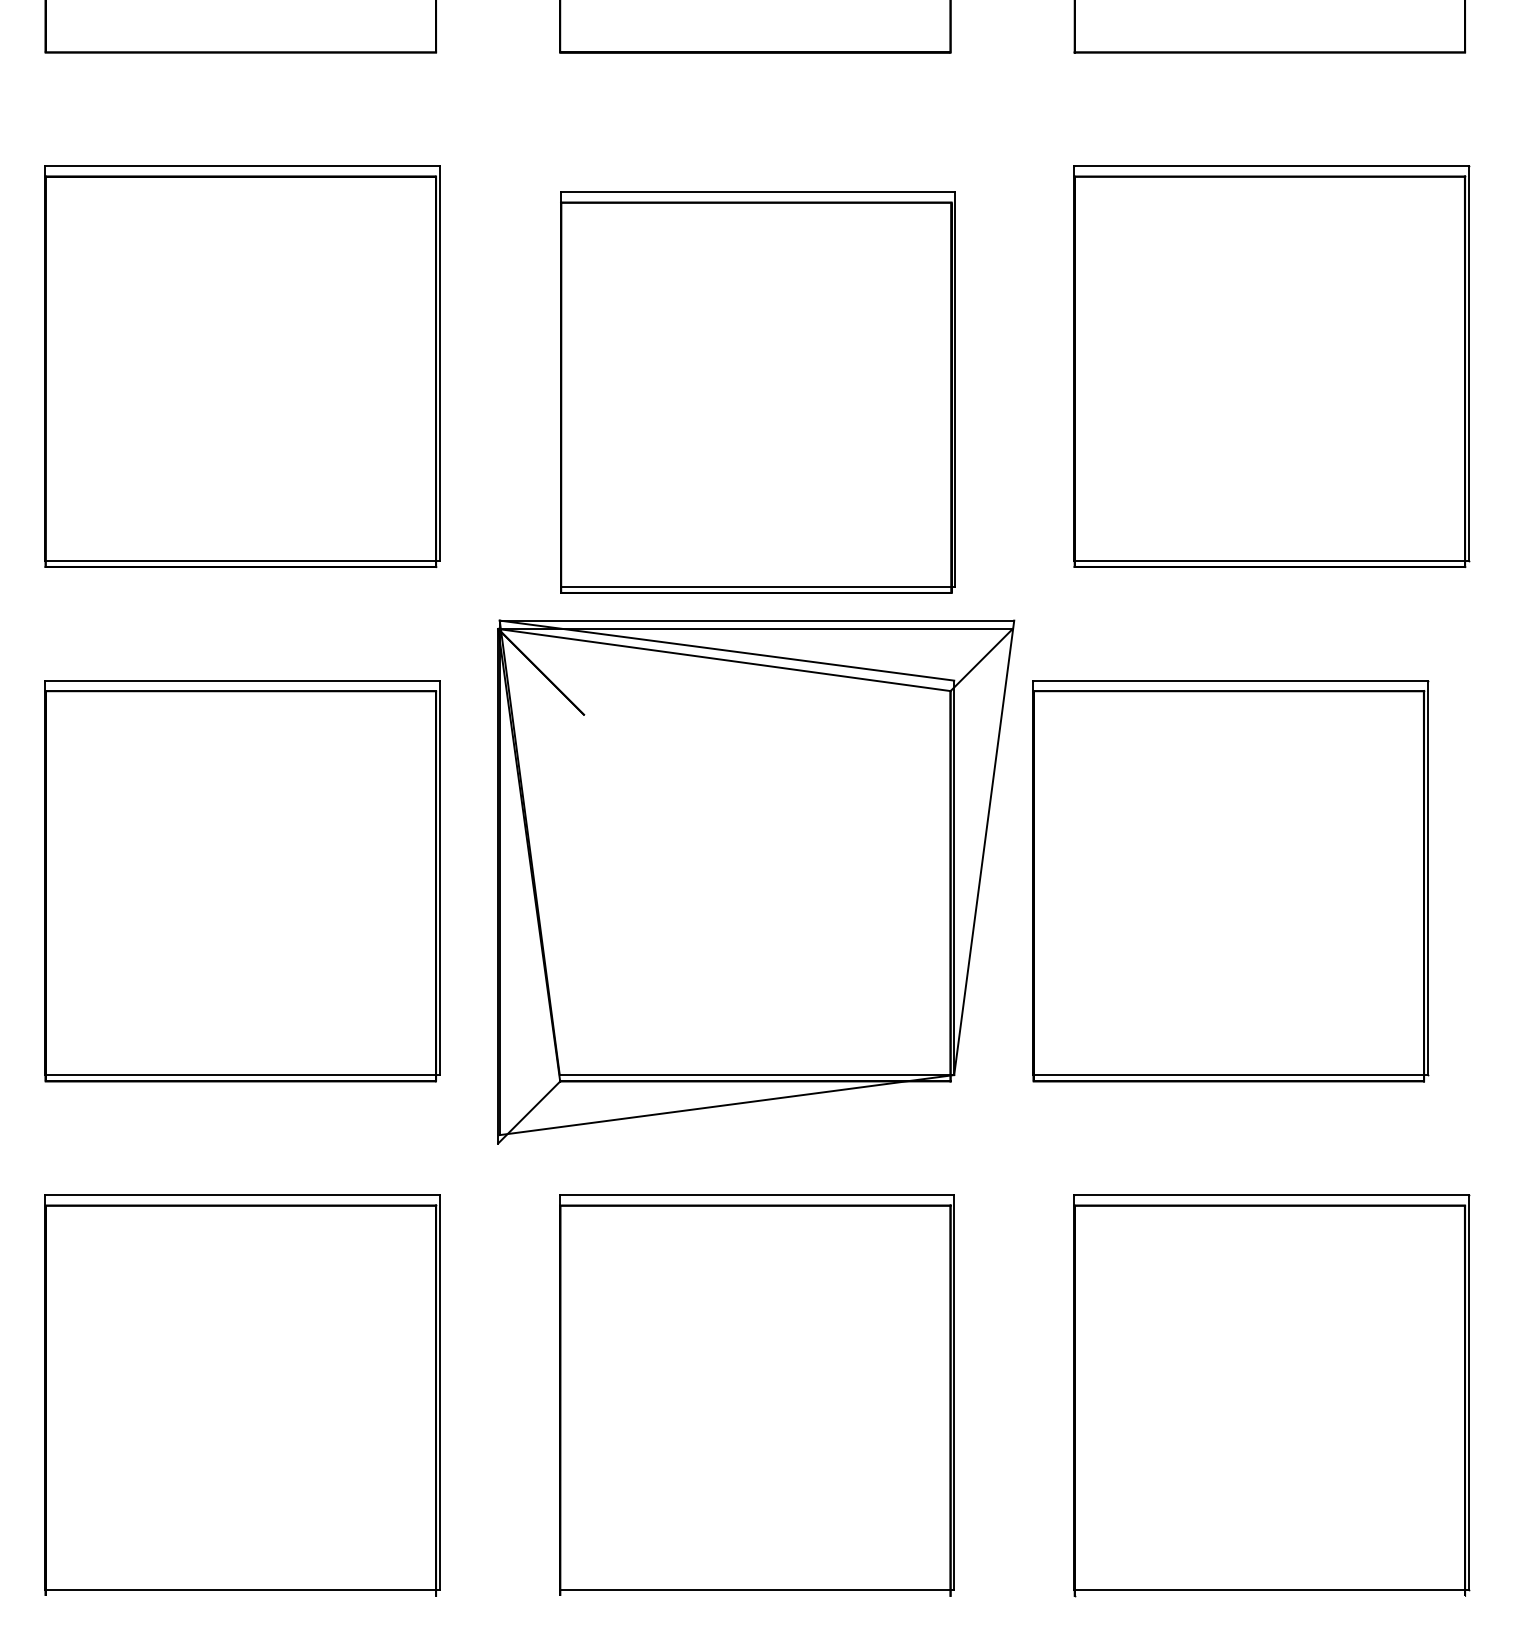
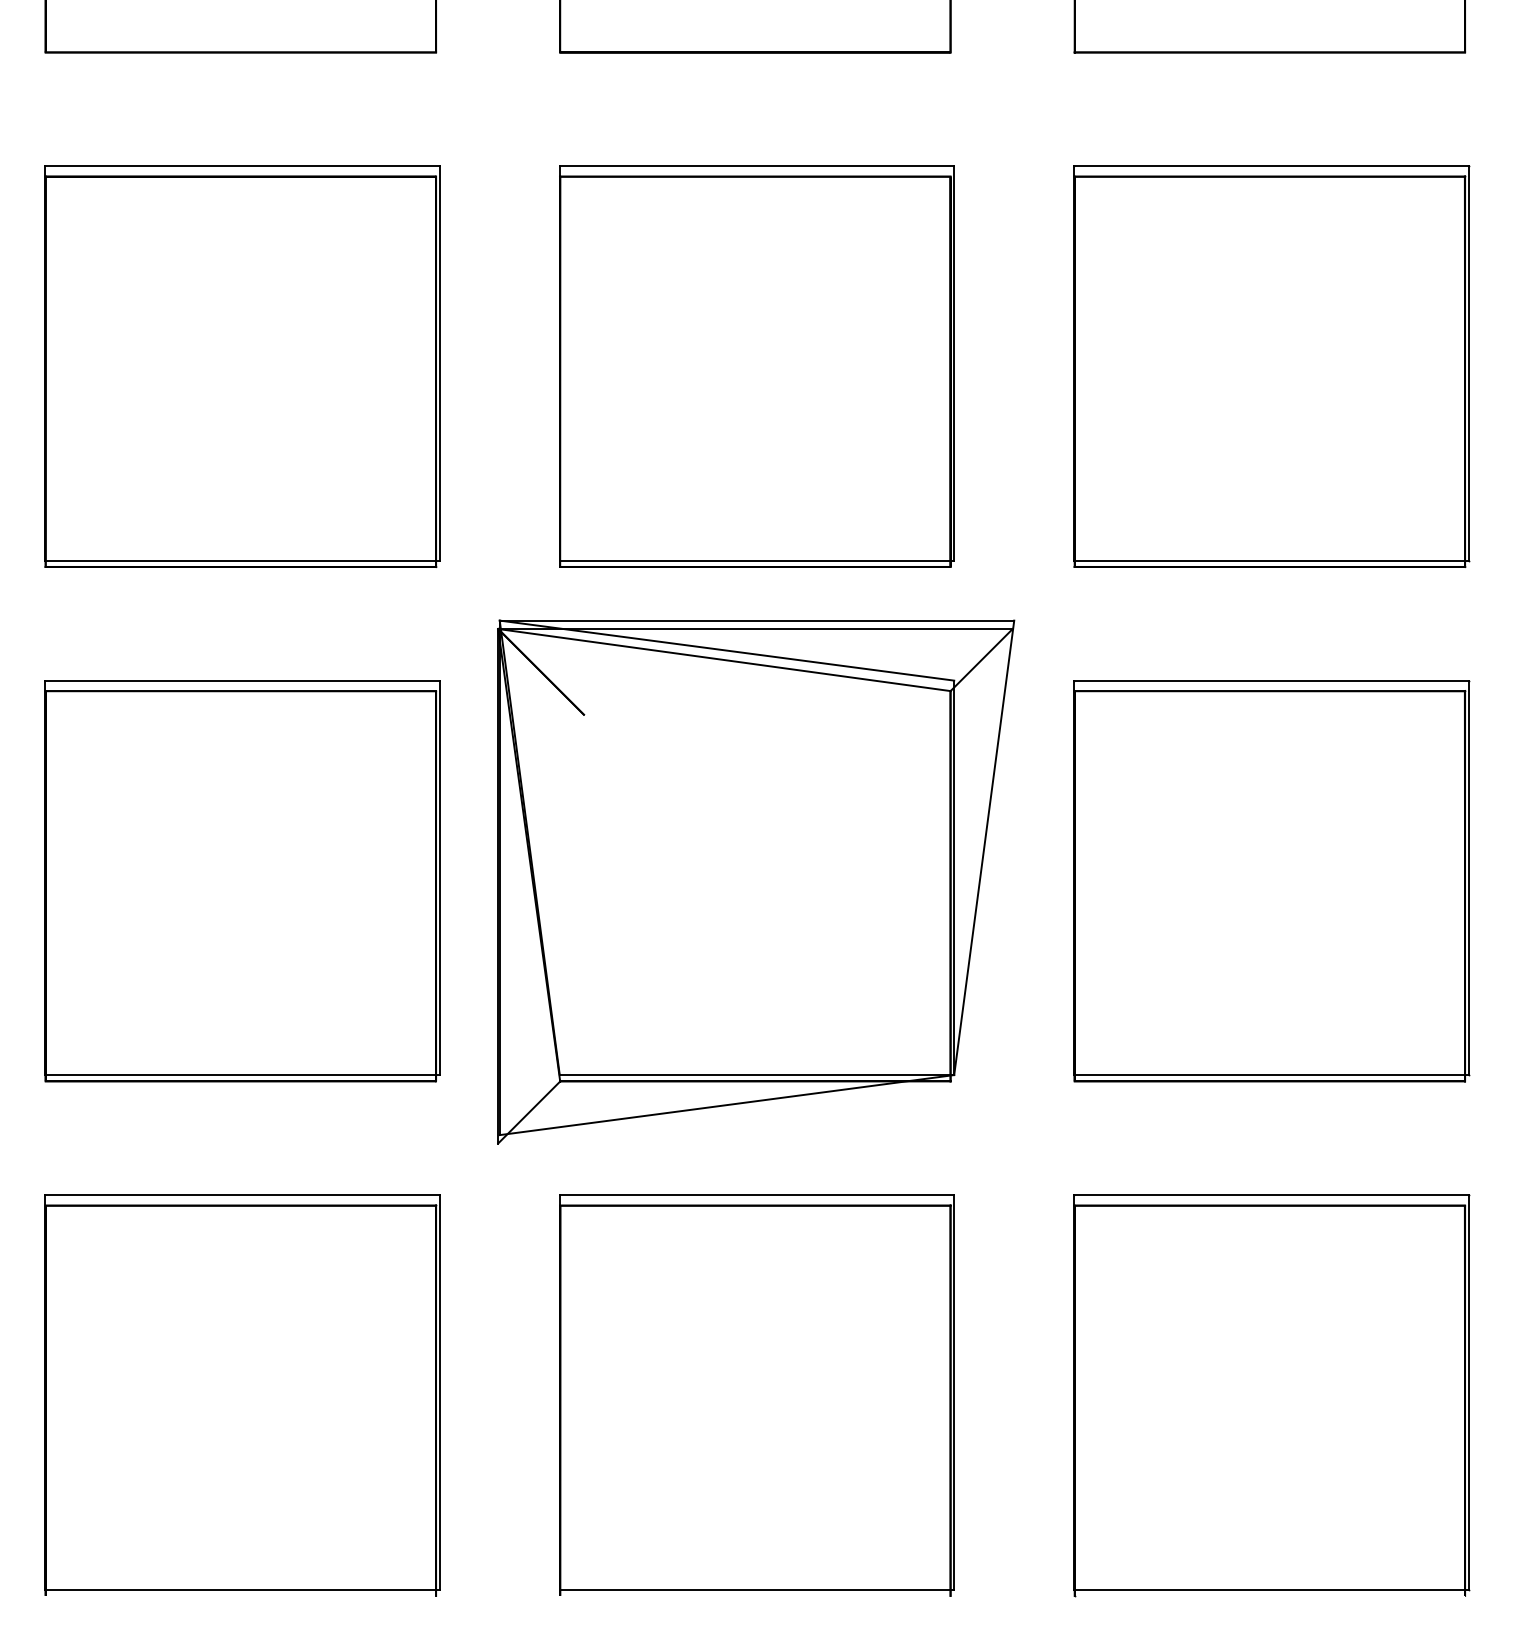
part position: (757, 392) -> (756, 366) (756, 366)
part position: (1230, 881) -> (1271, 881) (1271, 881)
